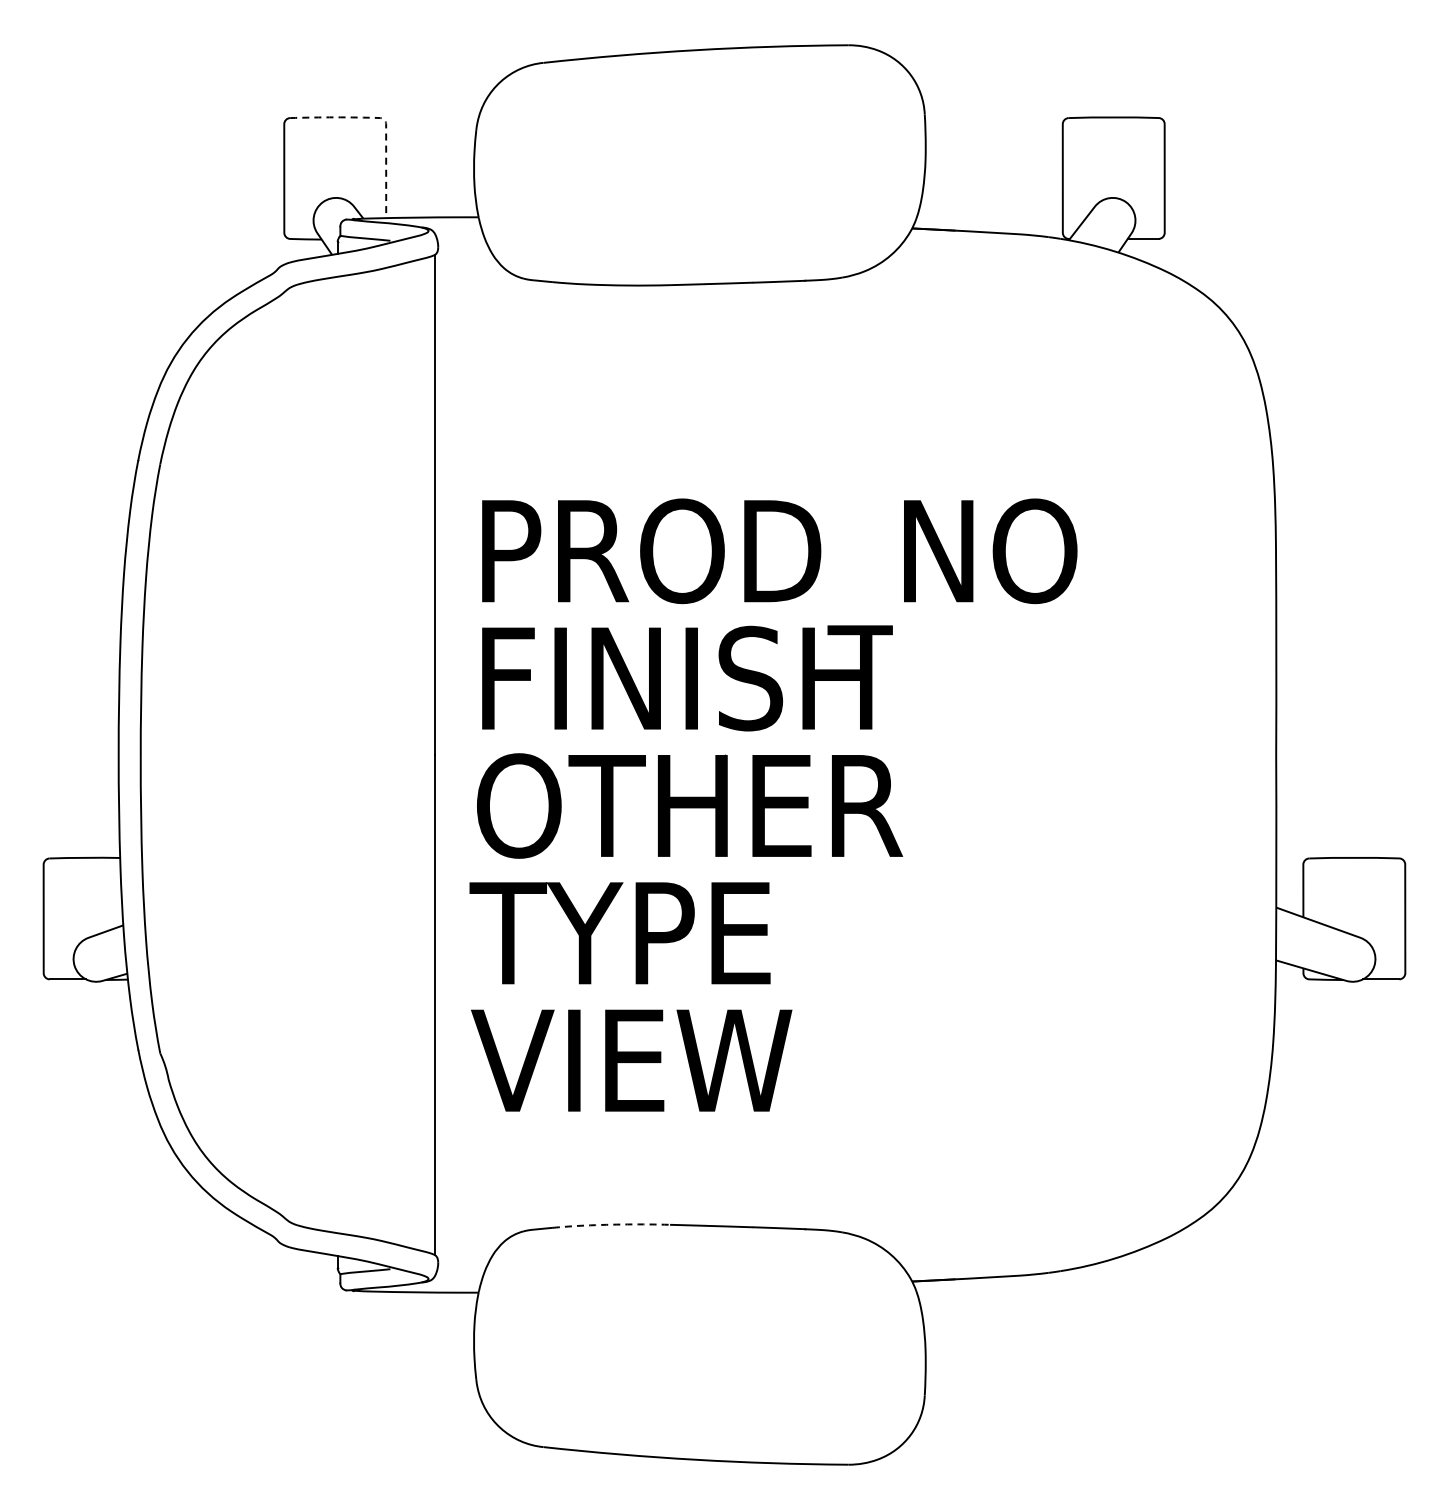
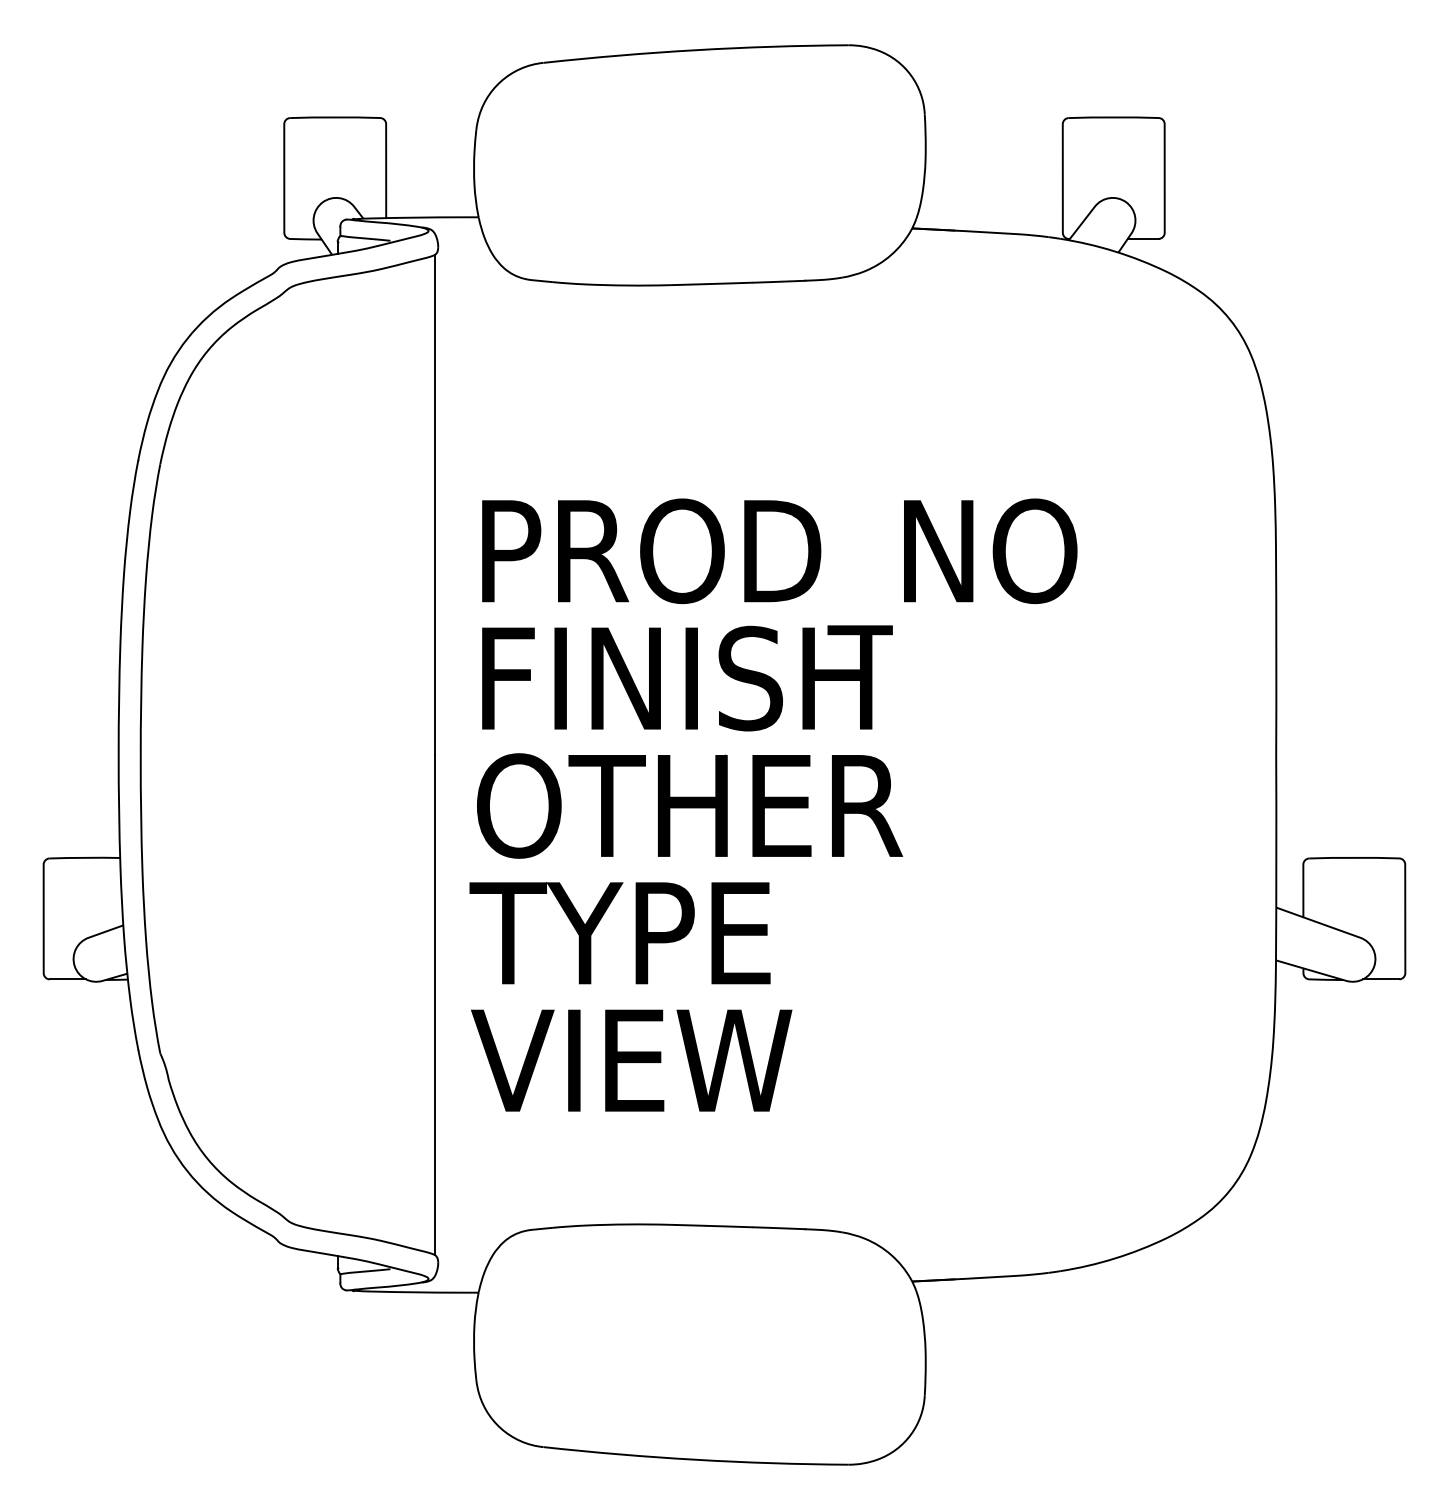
line: dashed -> solid (384, 119)
line: dashed -> solid (609, 1224)
